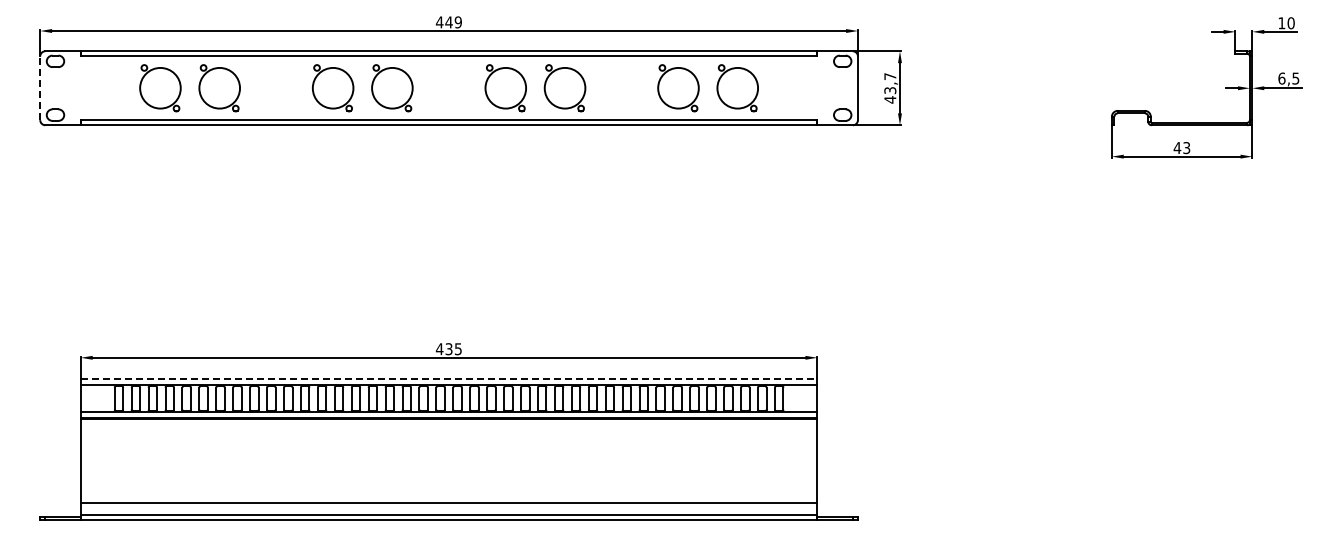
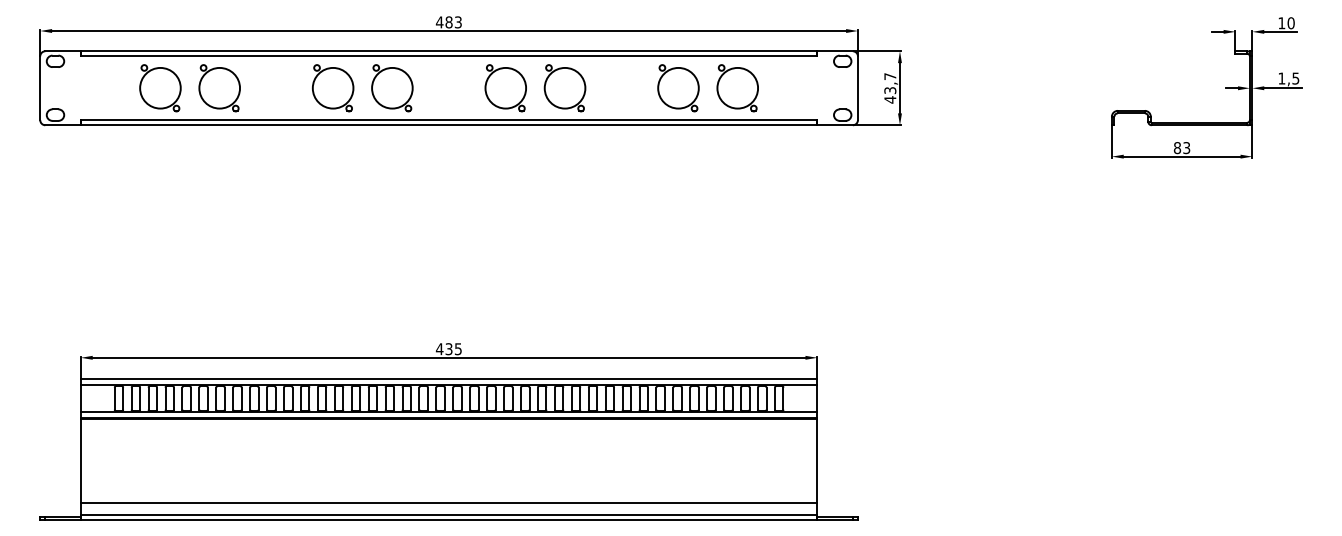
text: 449 -> 483 (453, 22)
text: 6,5 -> 1,5 (1281, 78)
line: dashed -> solid (40, 88)
text: 43 -> 83 (1177, 148)
line: dashed -> solid (449, 379)
